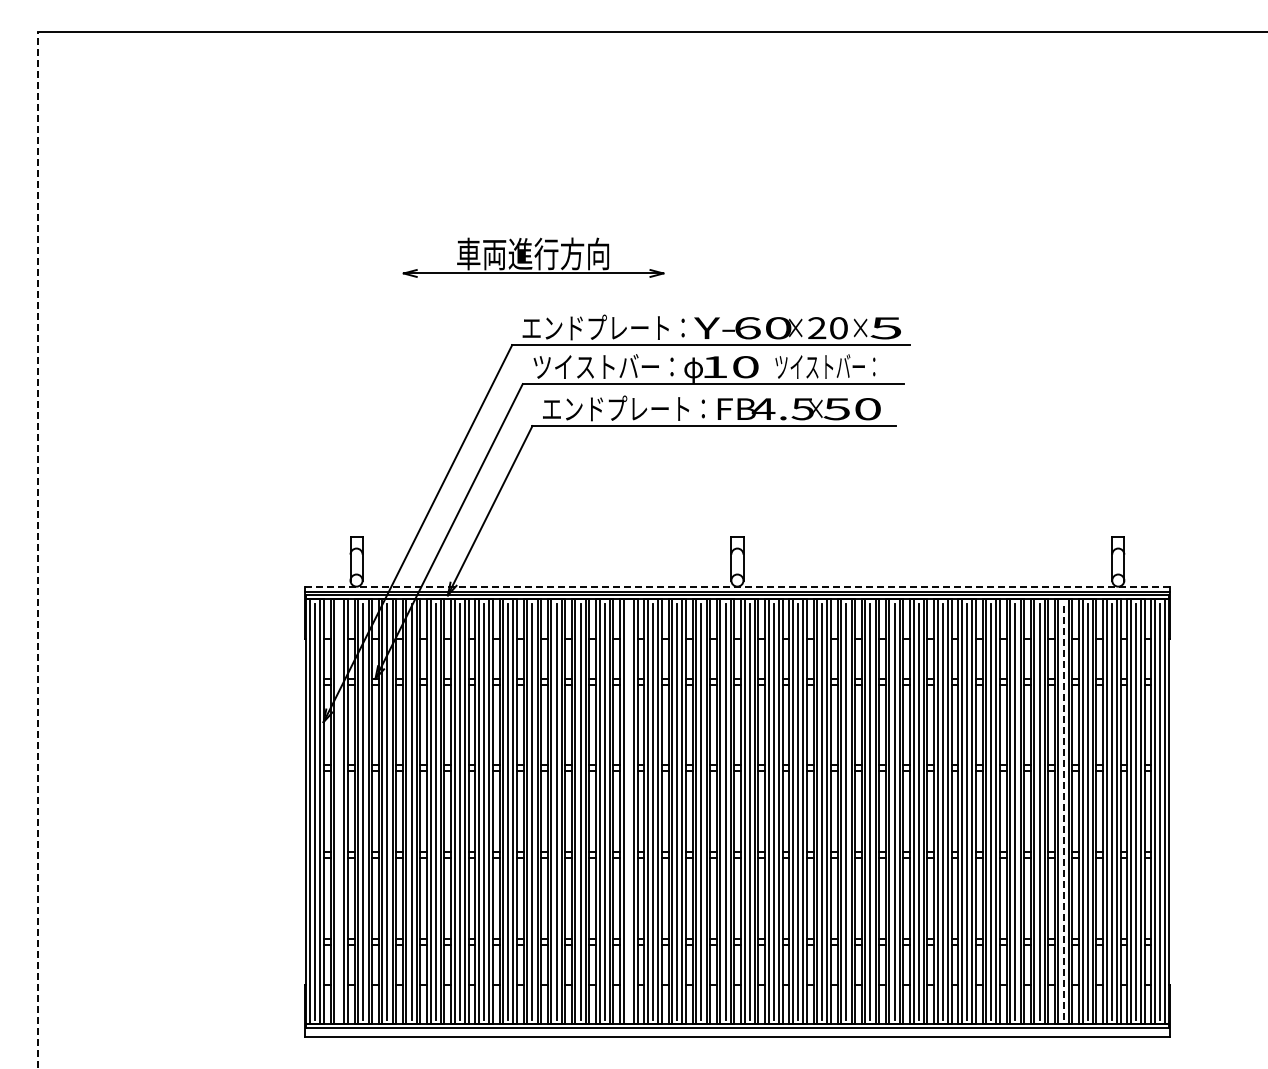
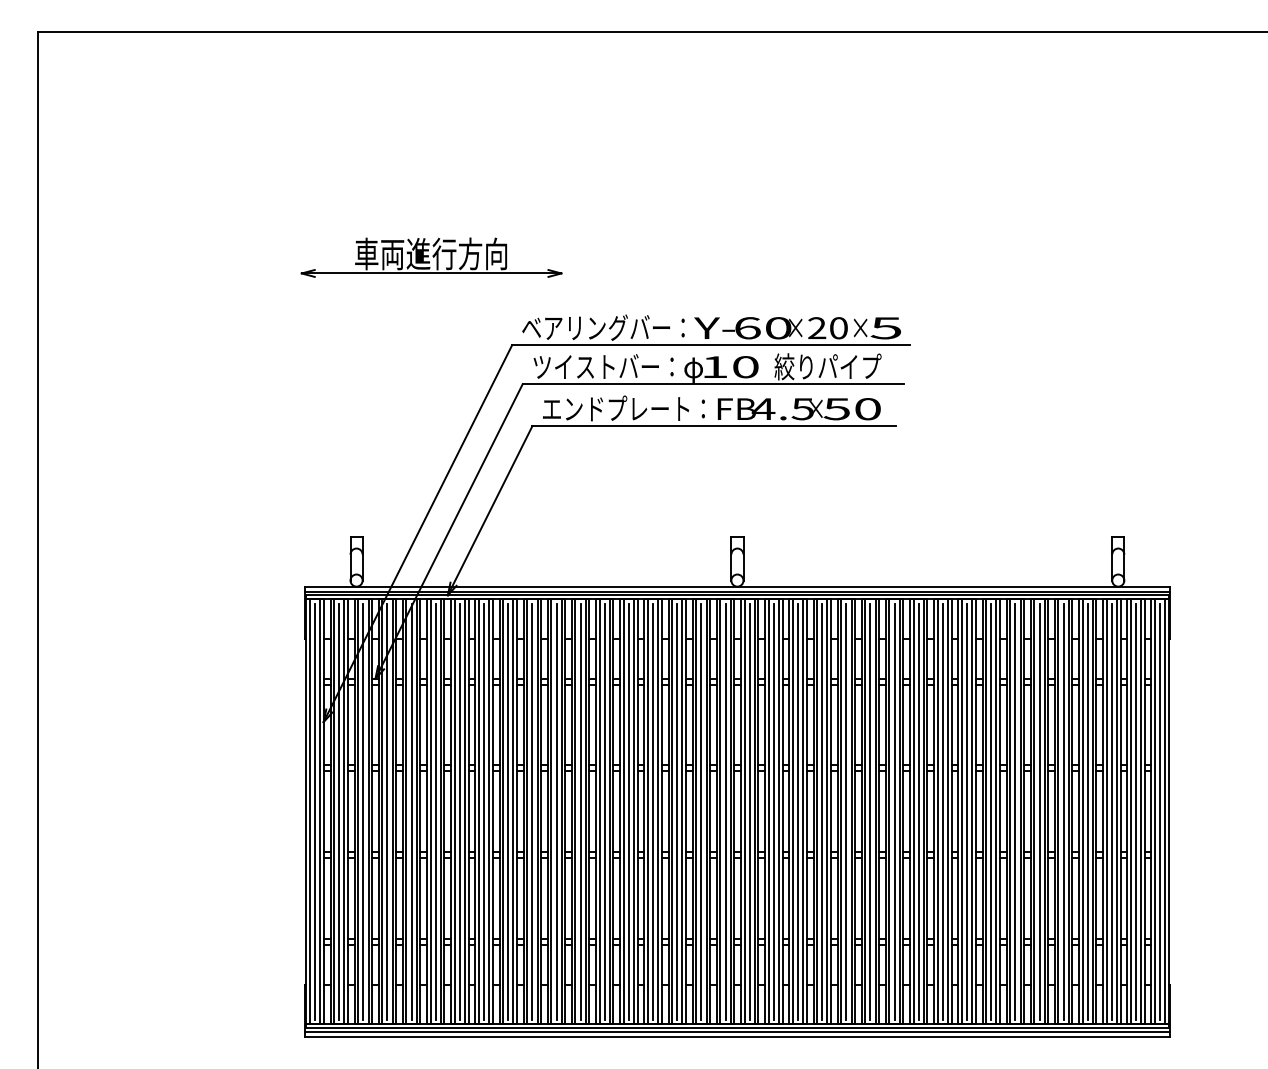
part position: (533, 257) -> (431, 257) (431, 257)
text: エンドプレート： -> ベアリングバー： (596, 327)
text: ツイストバー： -> 絞りパイプ (827, 366)
line: dashed -> solid (38, 550)
line: dashed -> solid (737, 586)
line: none -> present (339, 811)
line: none -> present (628, 811)
line: dashed -> solid (1063, 811)
line: none -> present (737, 1031)
